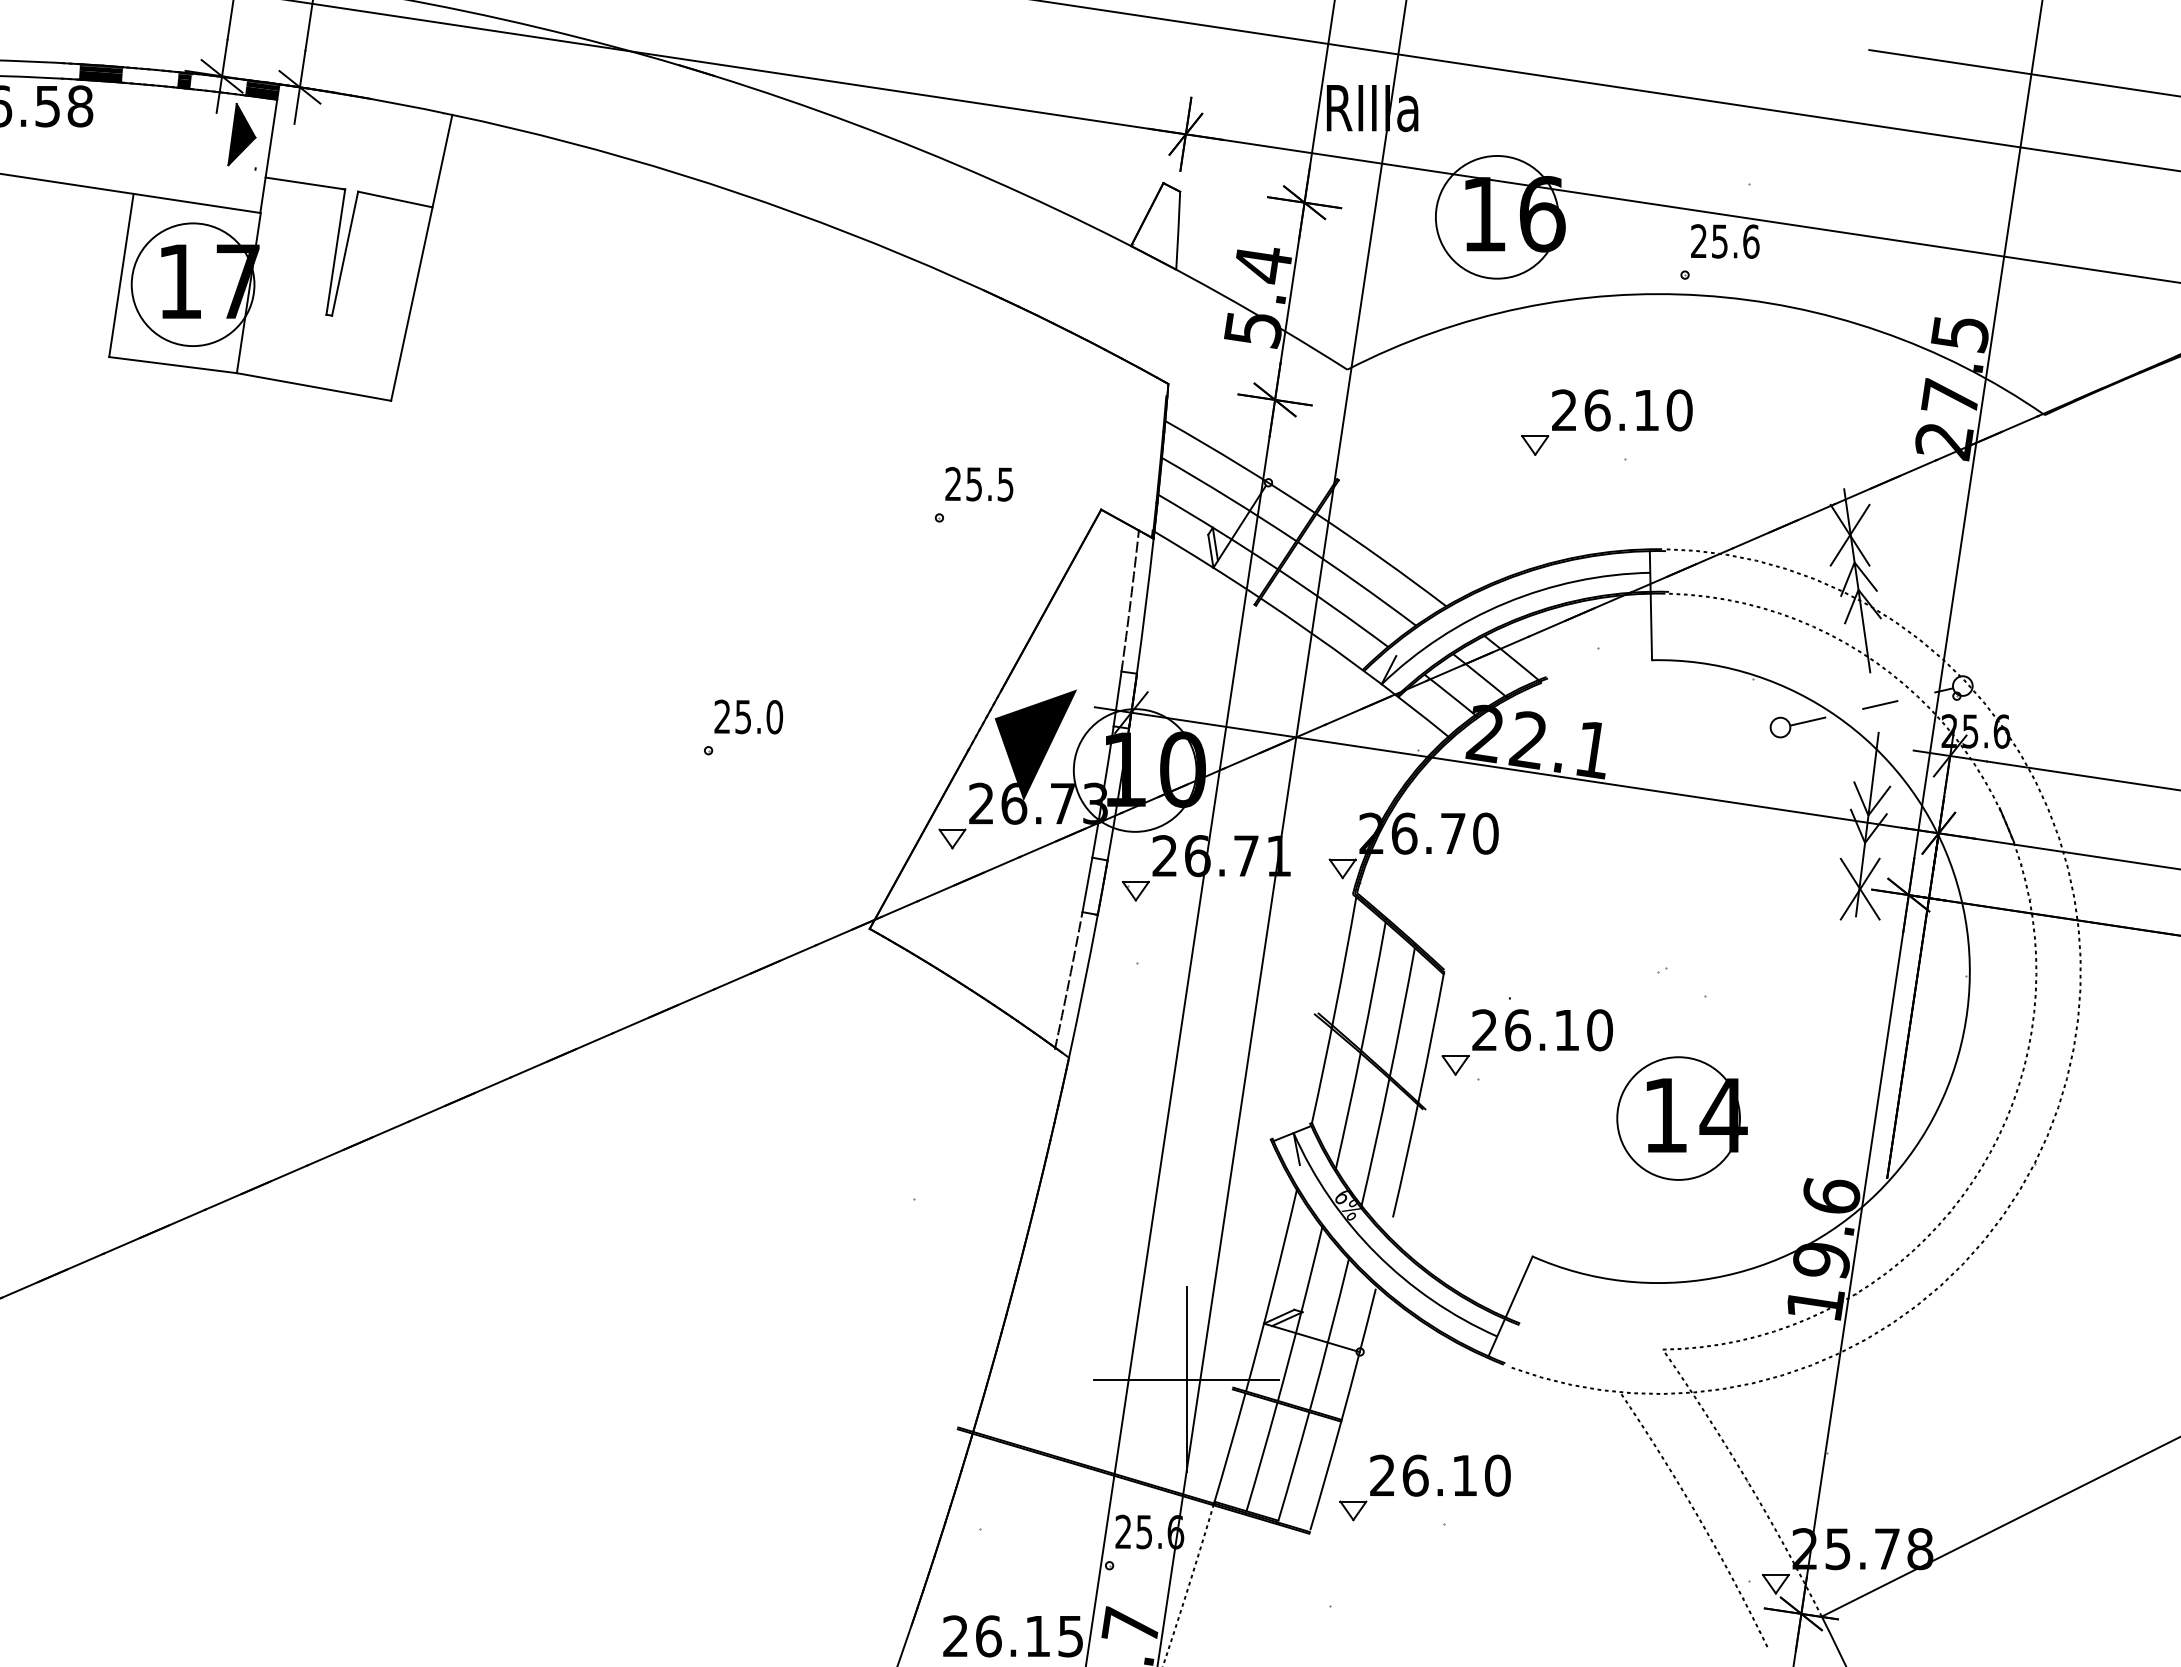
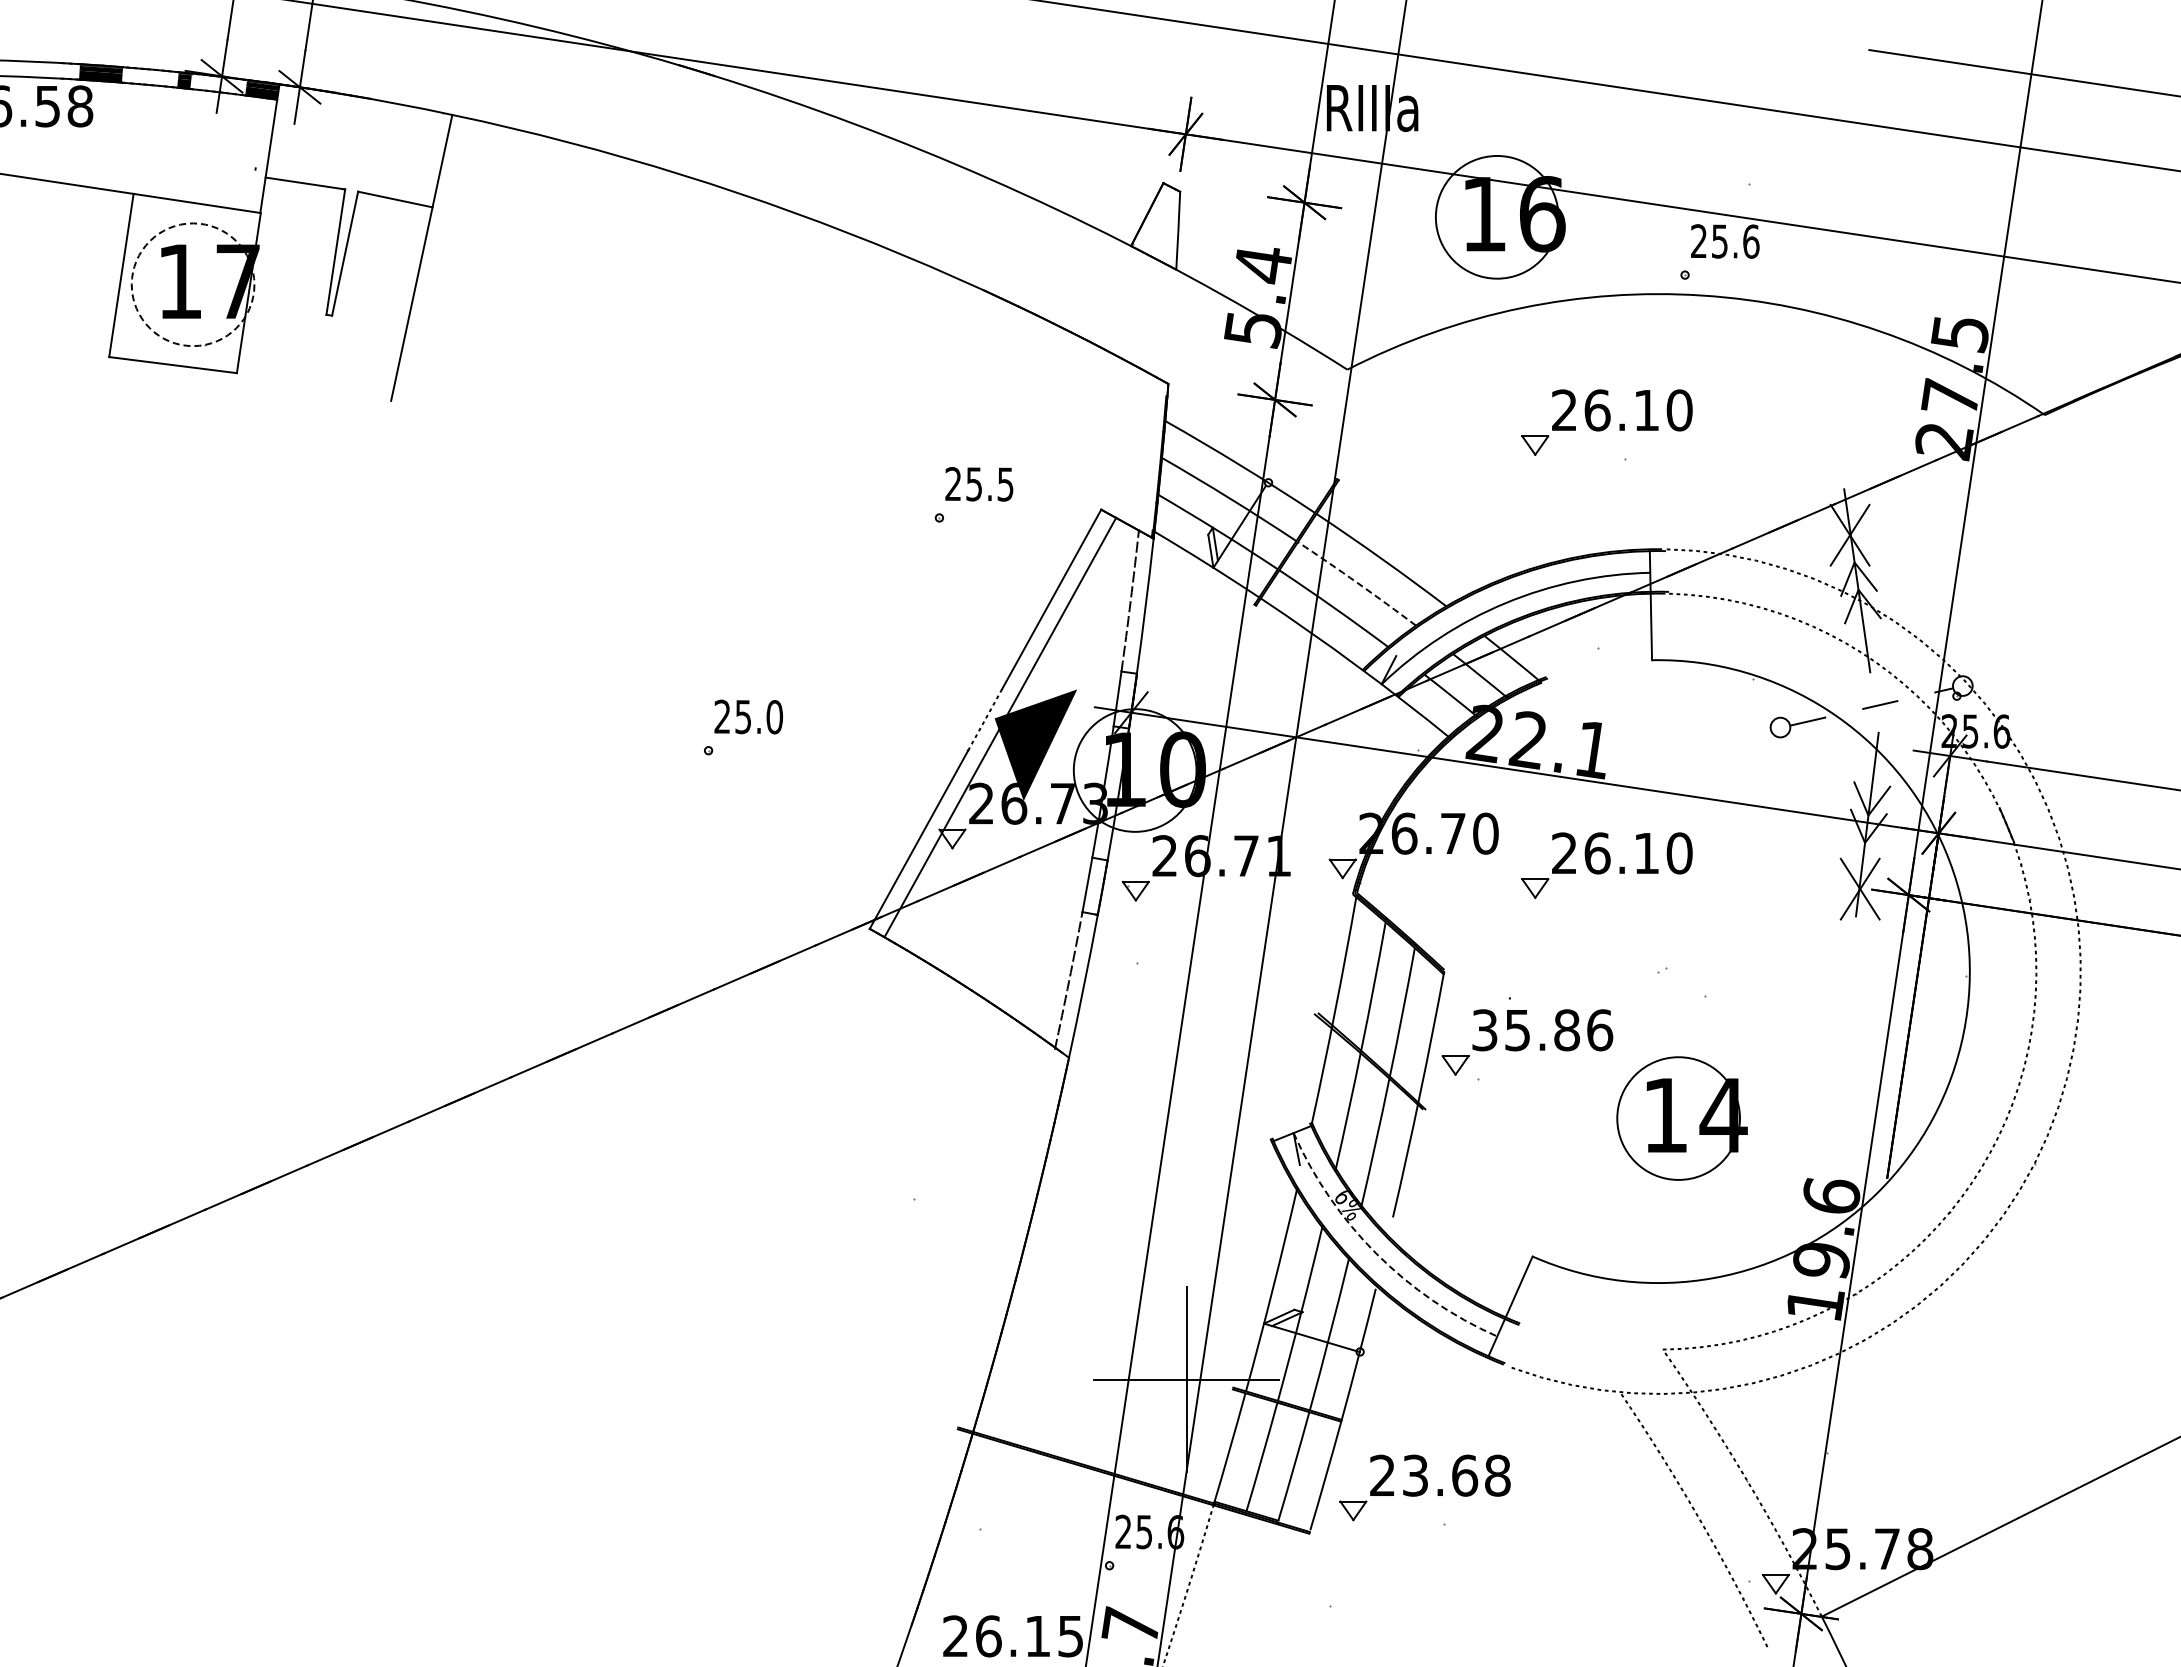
part: present -> none (241, 134)
circle: solid -> dashed (192, 284)
line: present -> none (313, 386)
arc: solid -> dashed (1357, 583)
line position: (985, 718) -> (1000, 726) (1000, 726)
part: none -> present (1606, 865)
text: 26.10 -> 35.86 (1542, 1030)
arc: solid -> dashed (1376, 1253)
text: 26.10 -> 23.68 (1456, 1475)
